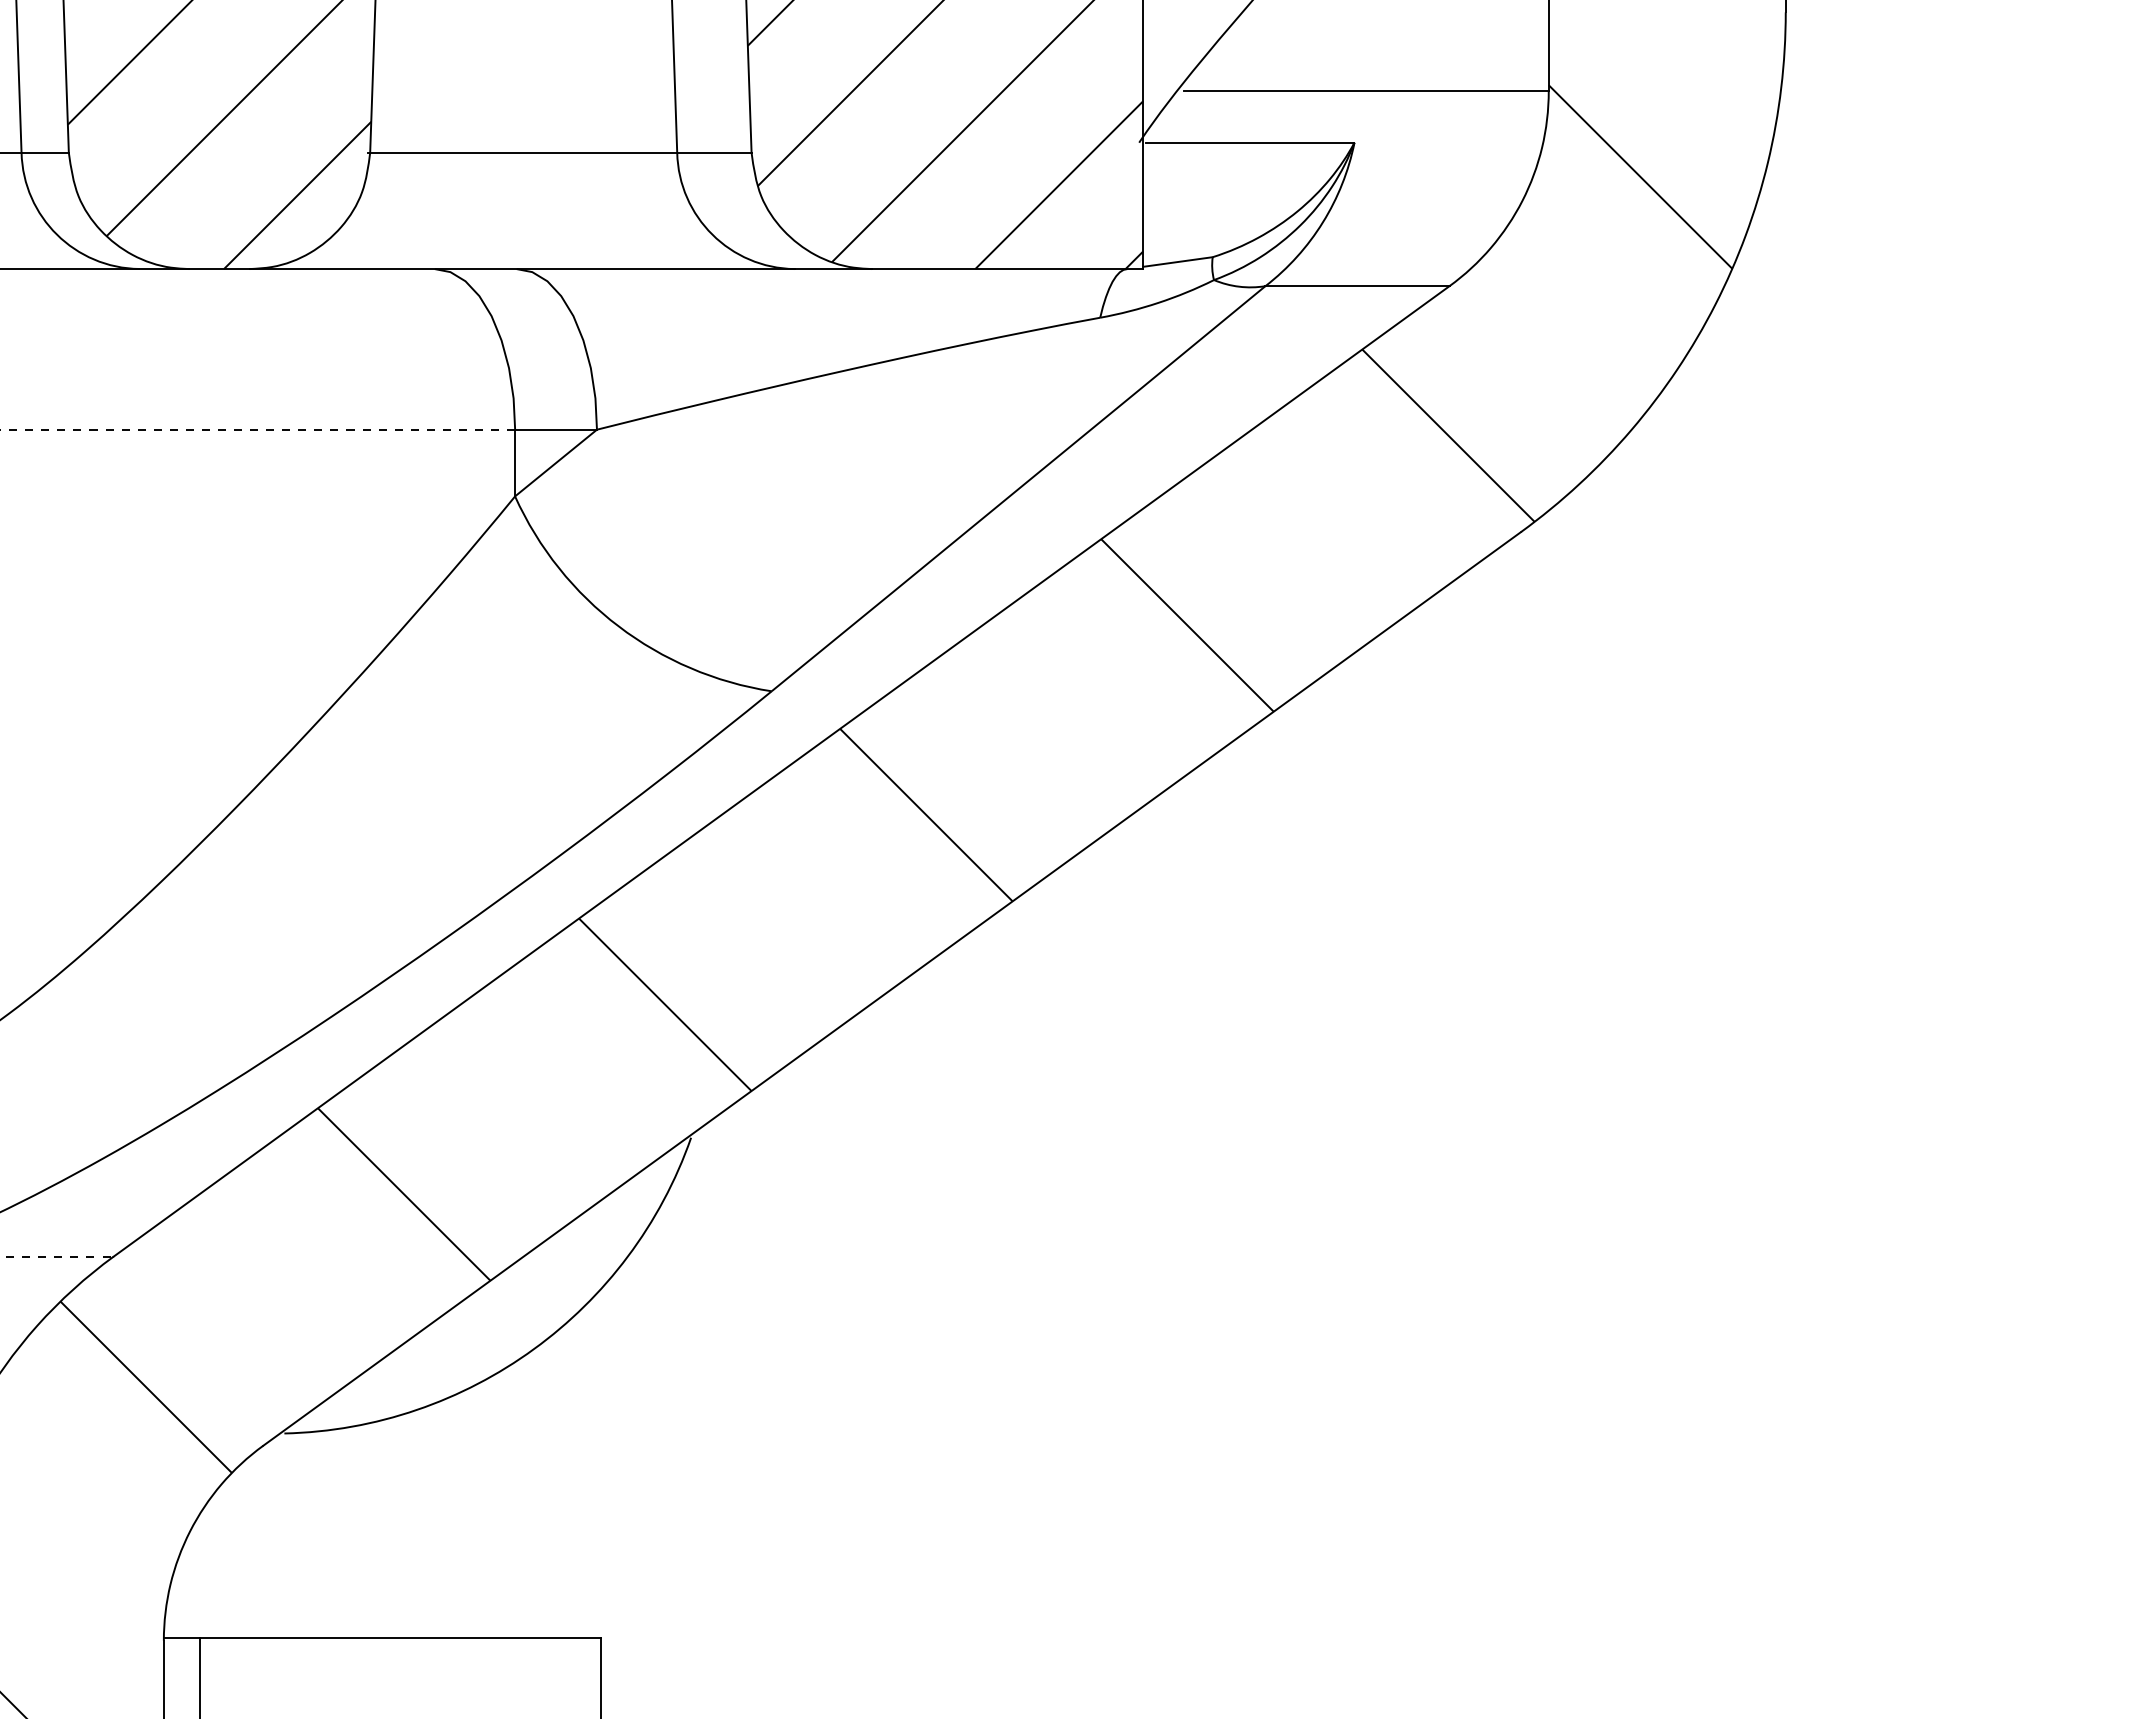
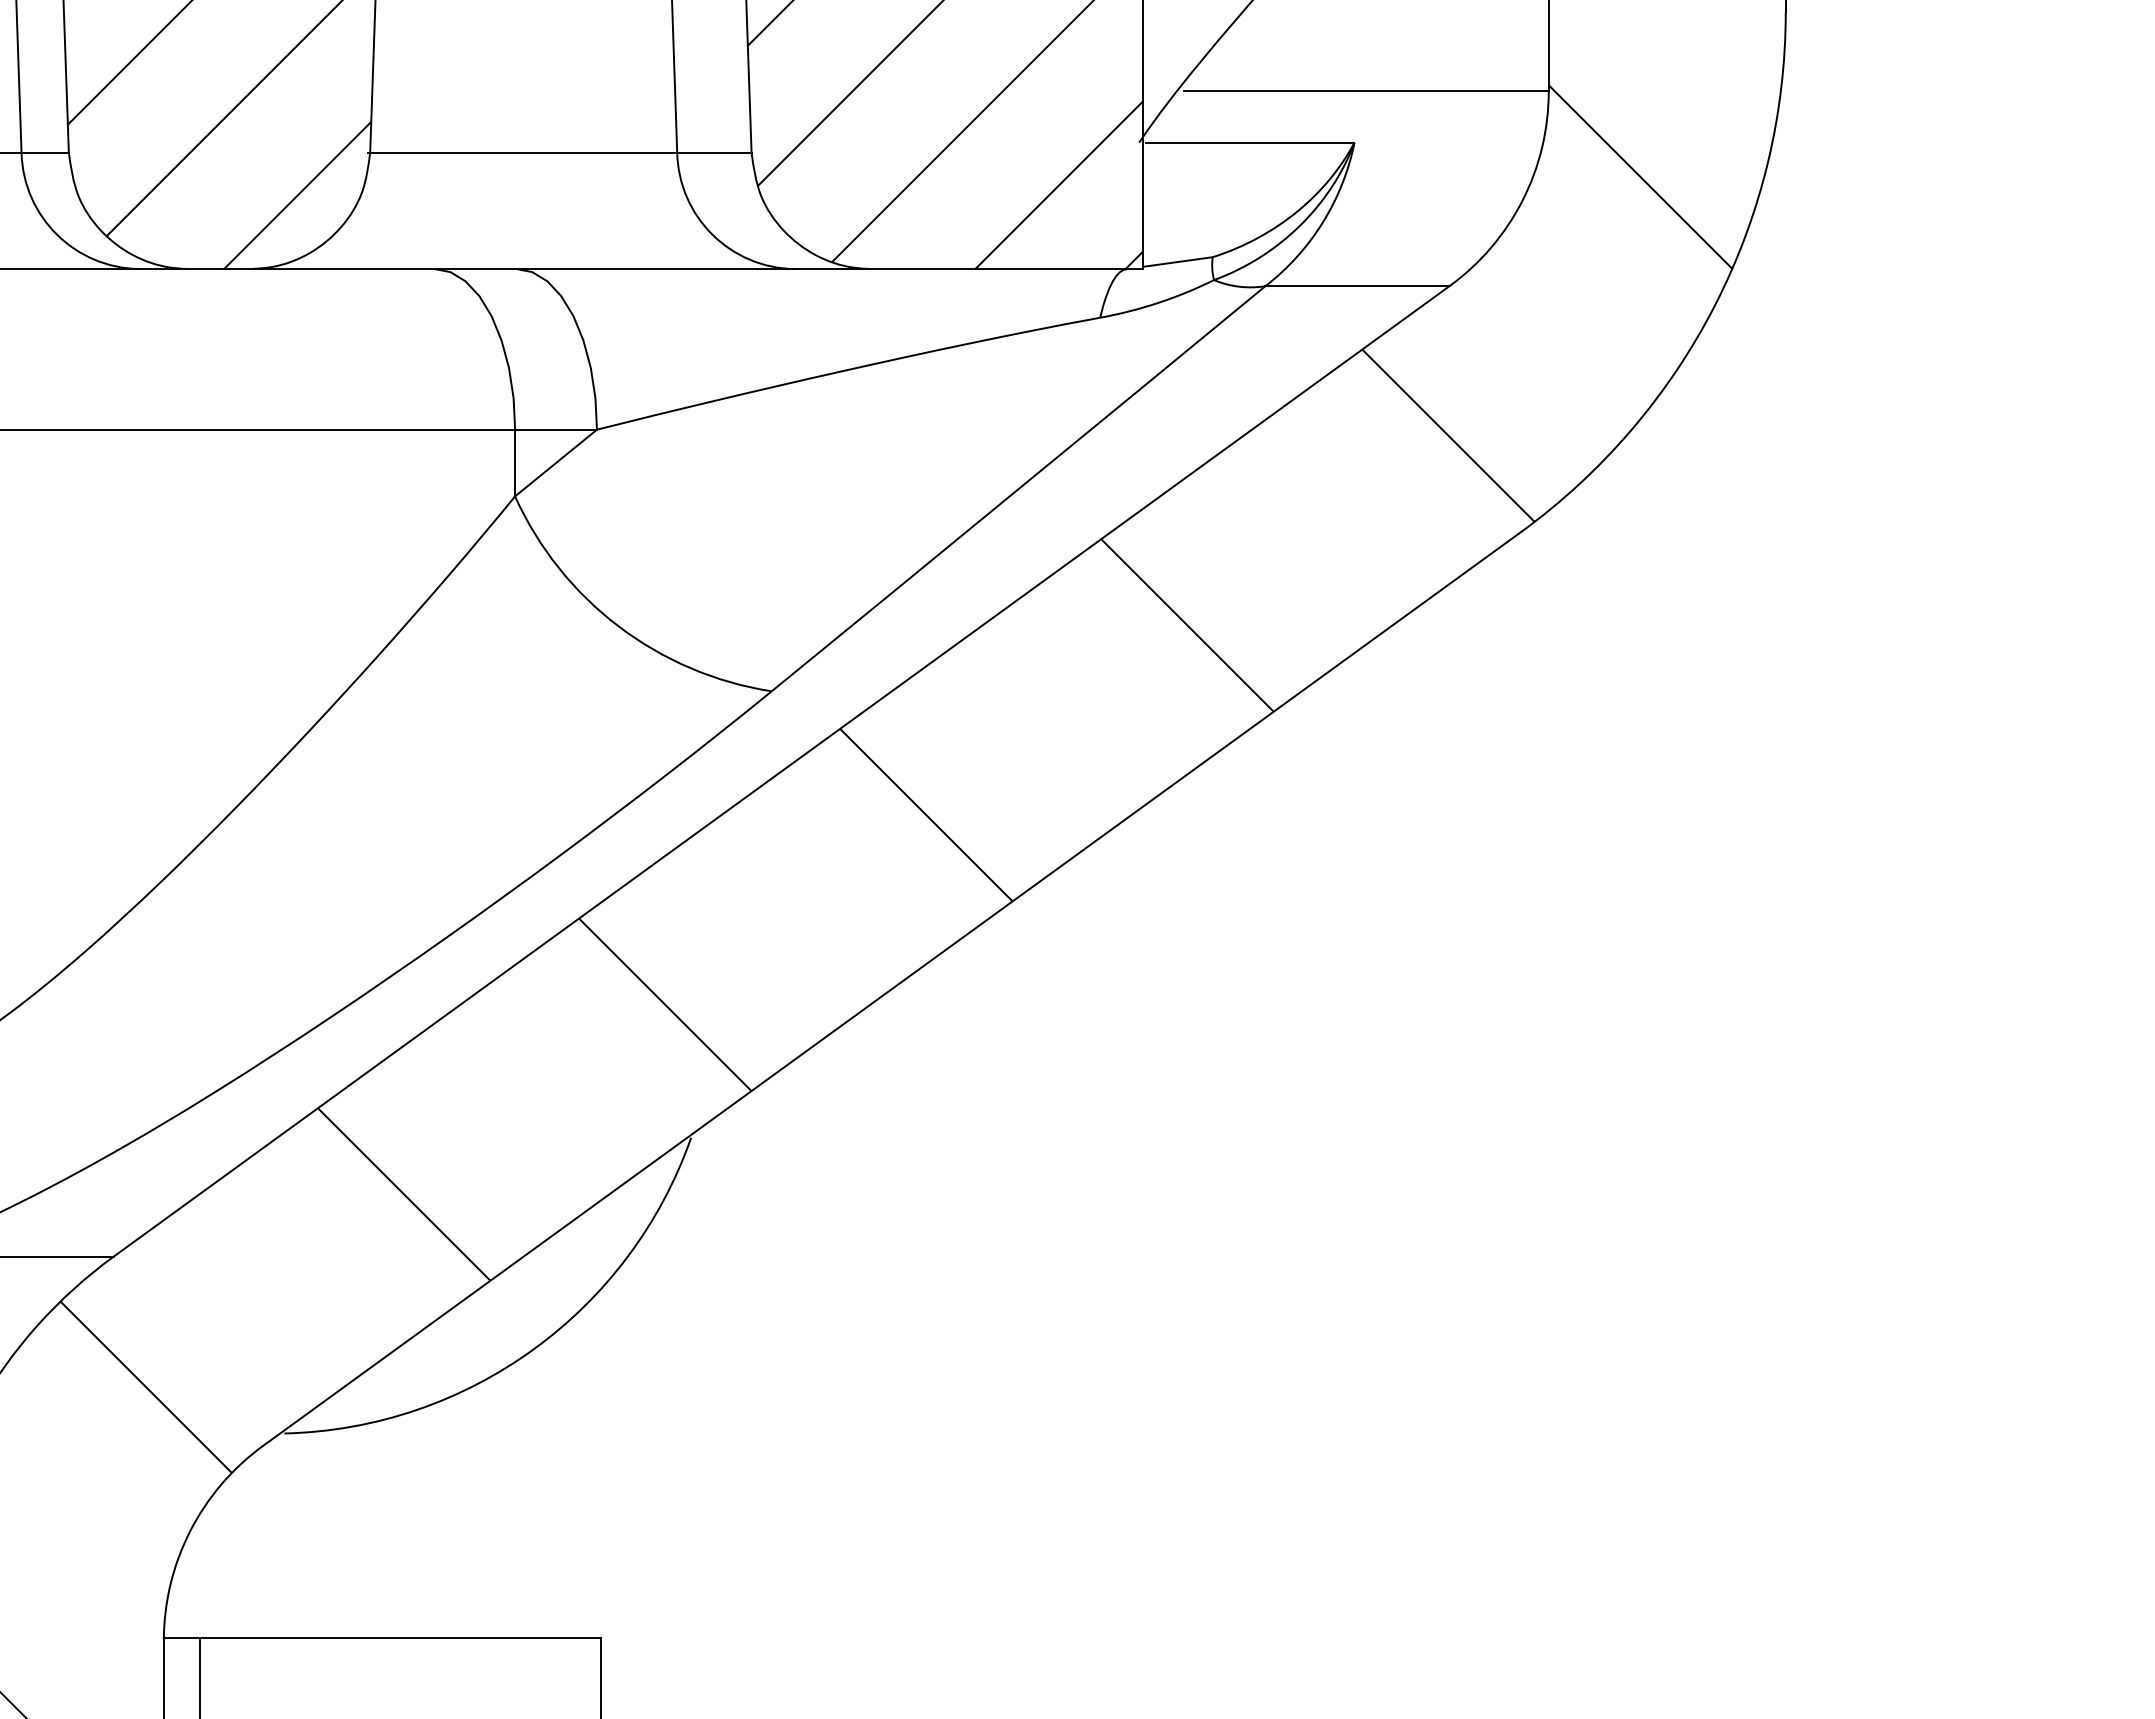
line: dashed -> solid (257, 429)
line: dashed -> solid (56, 1256)
